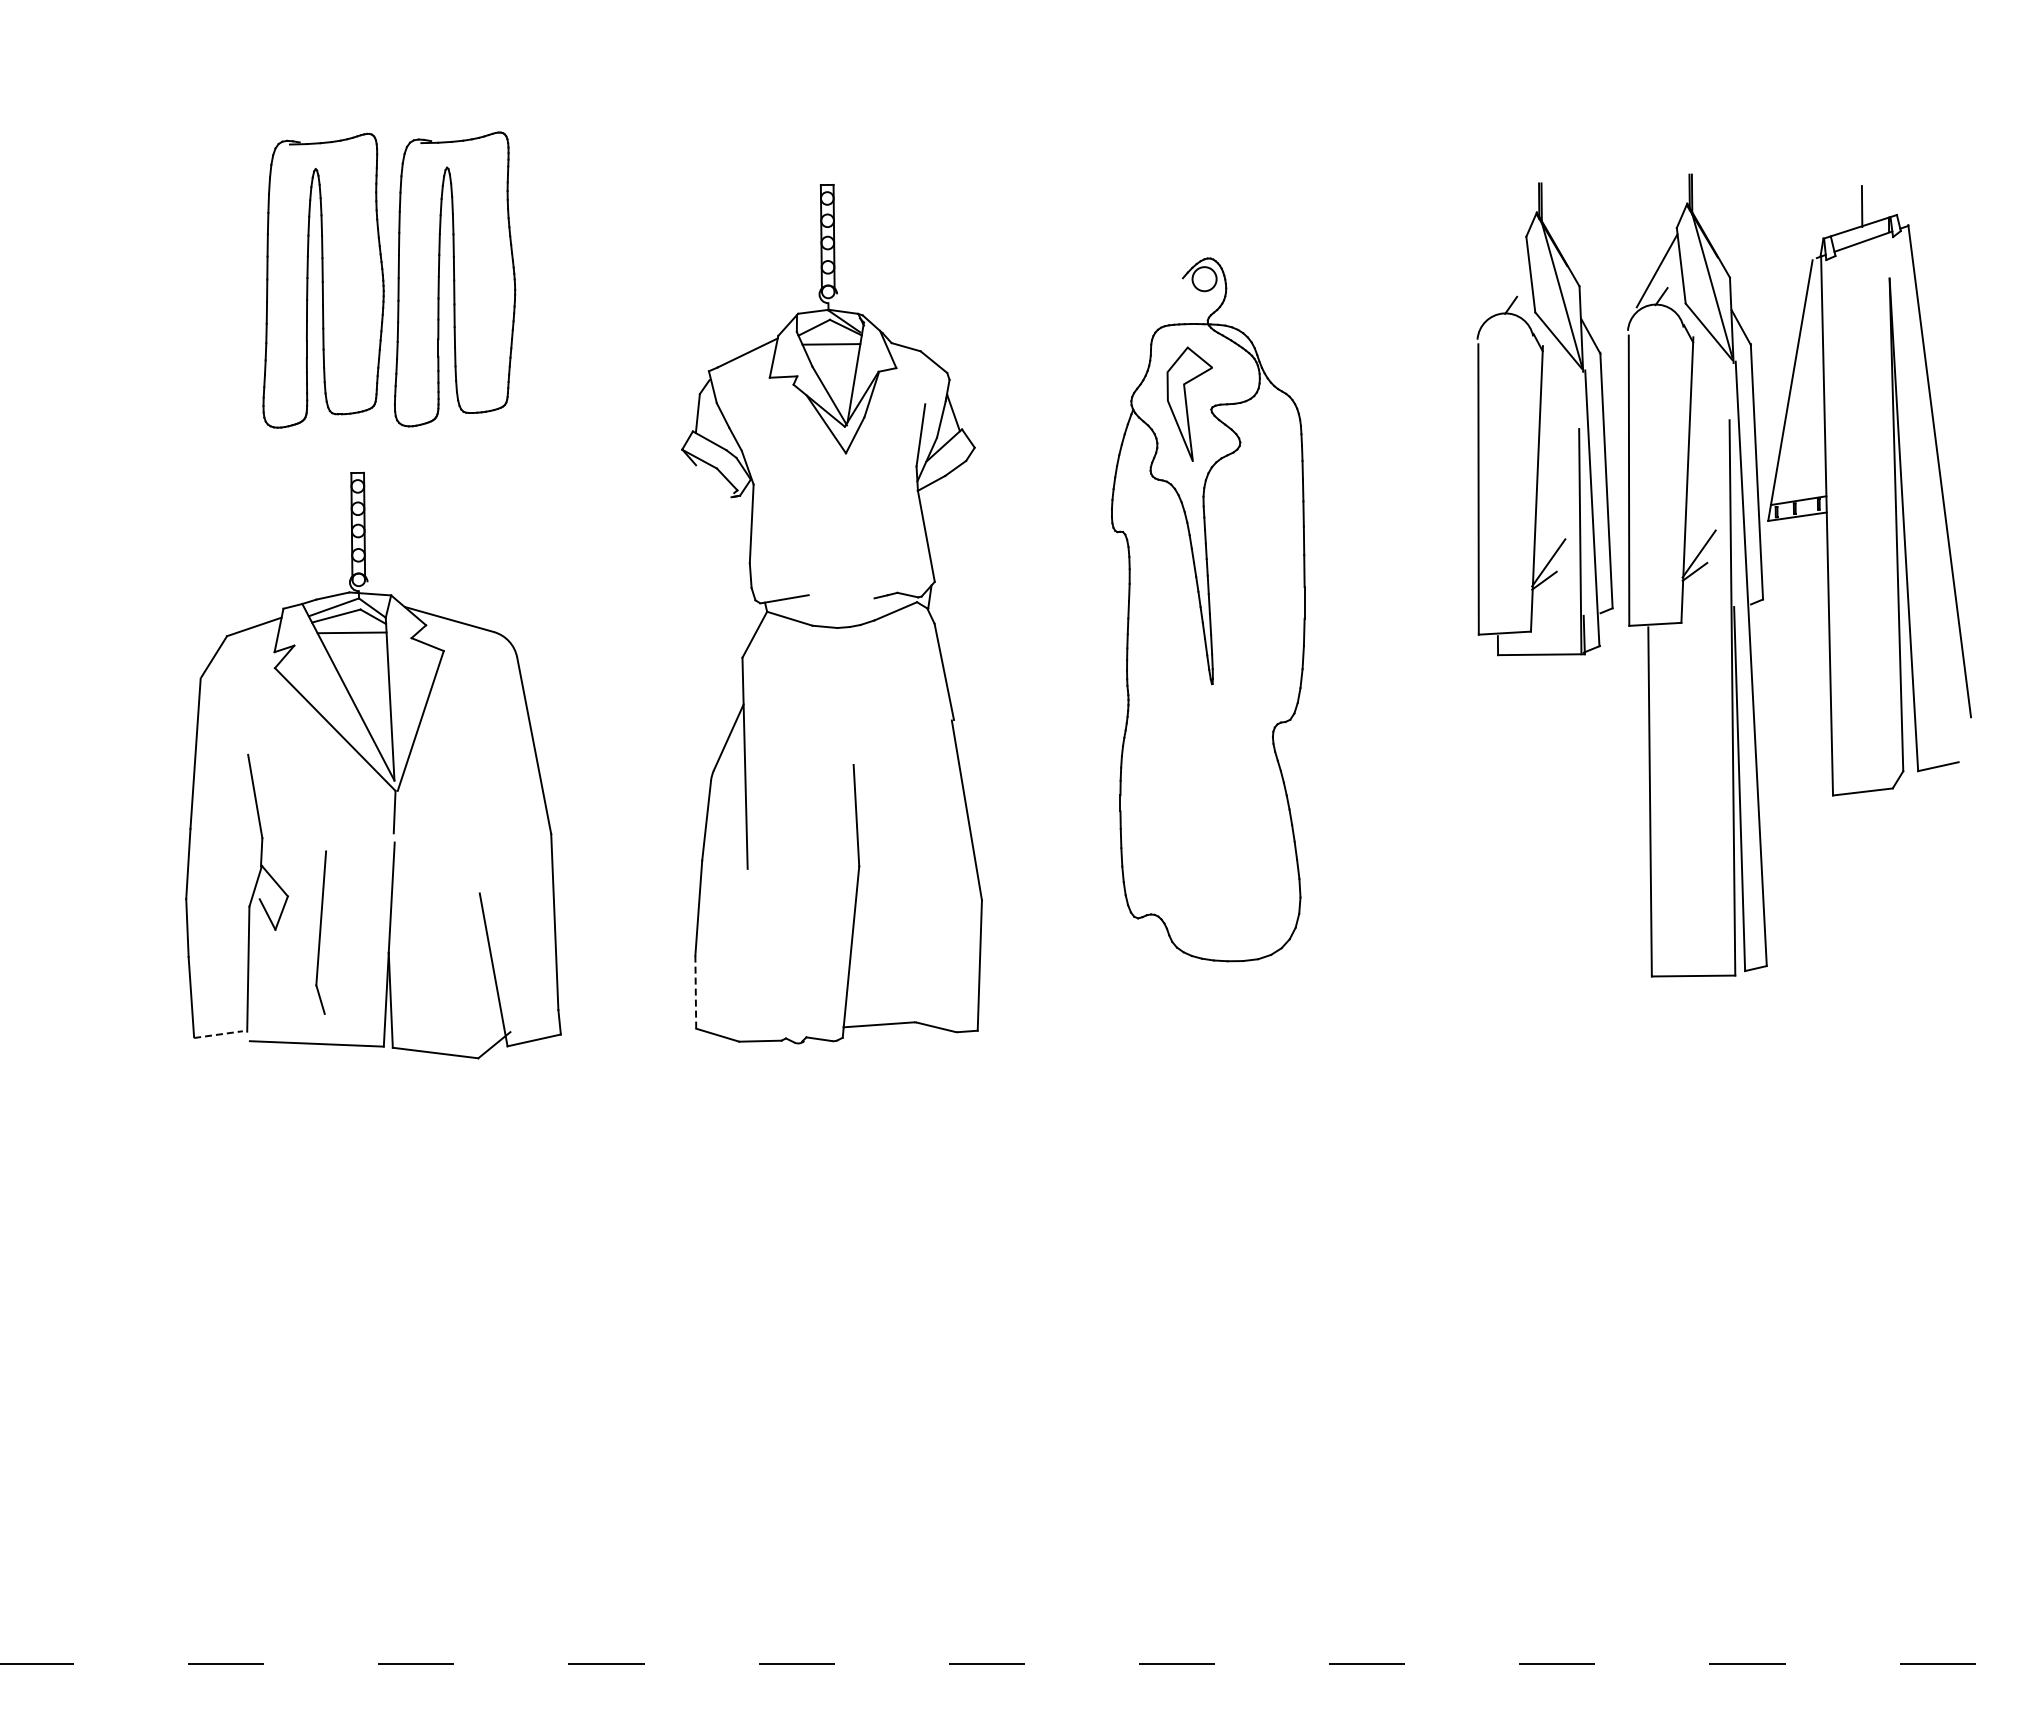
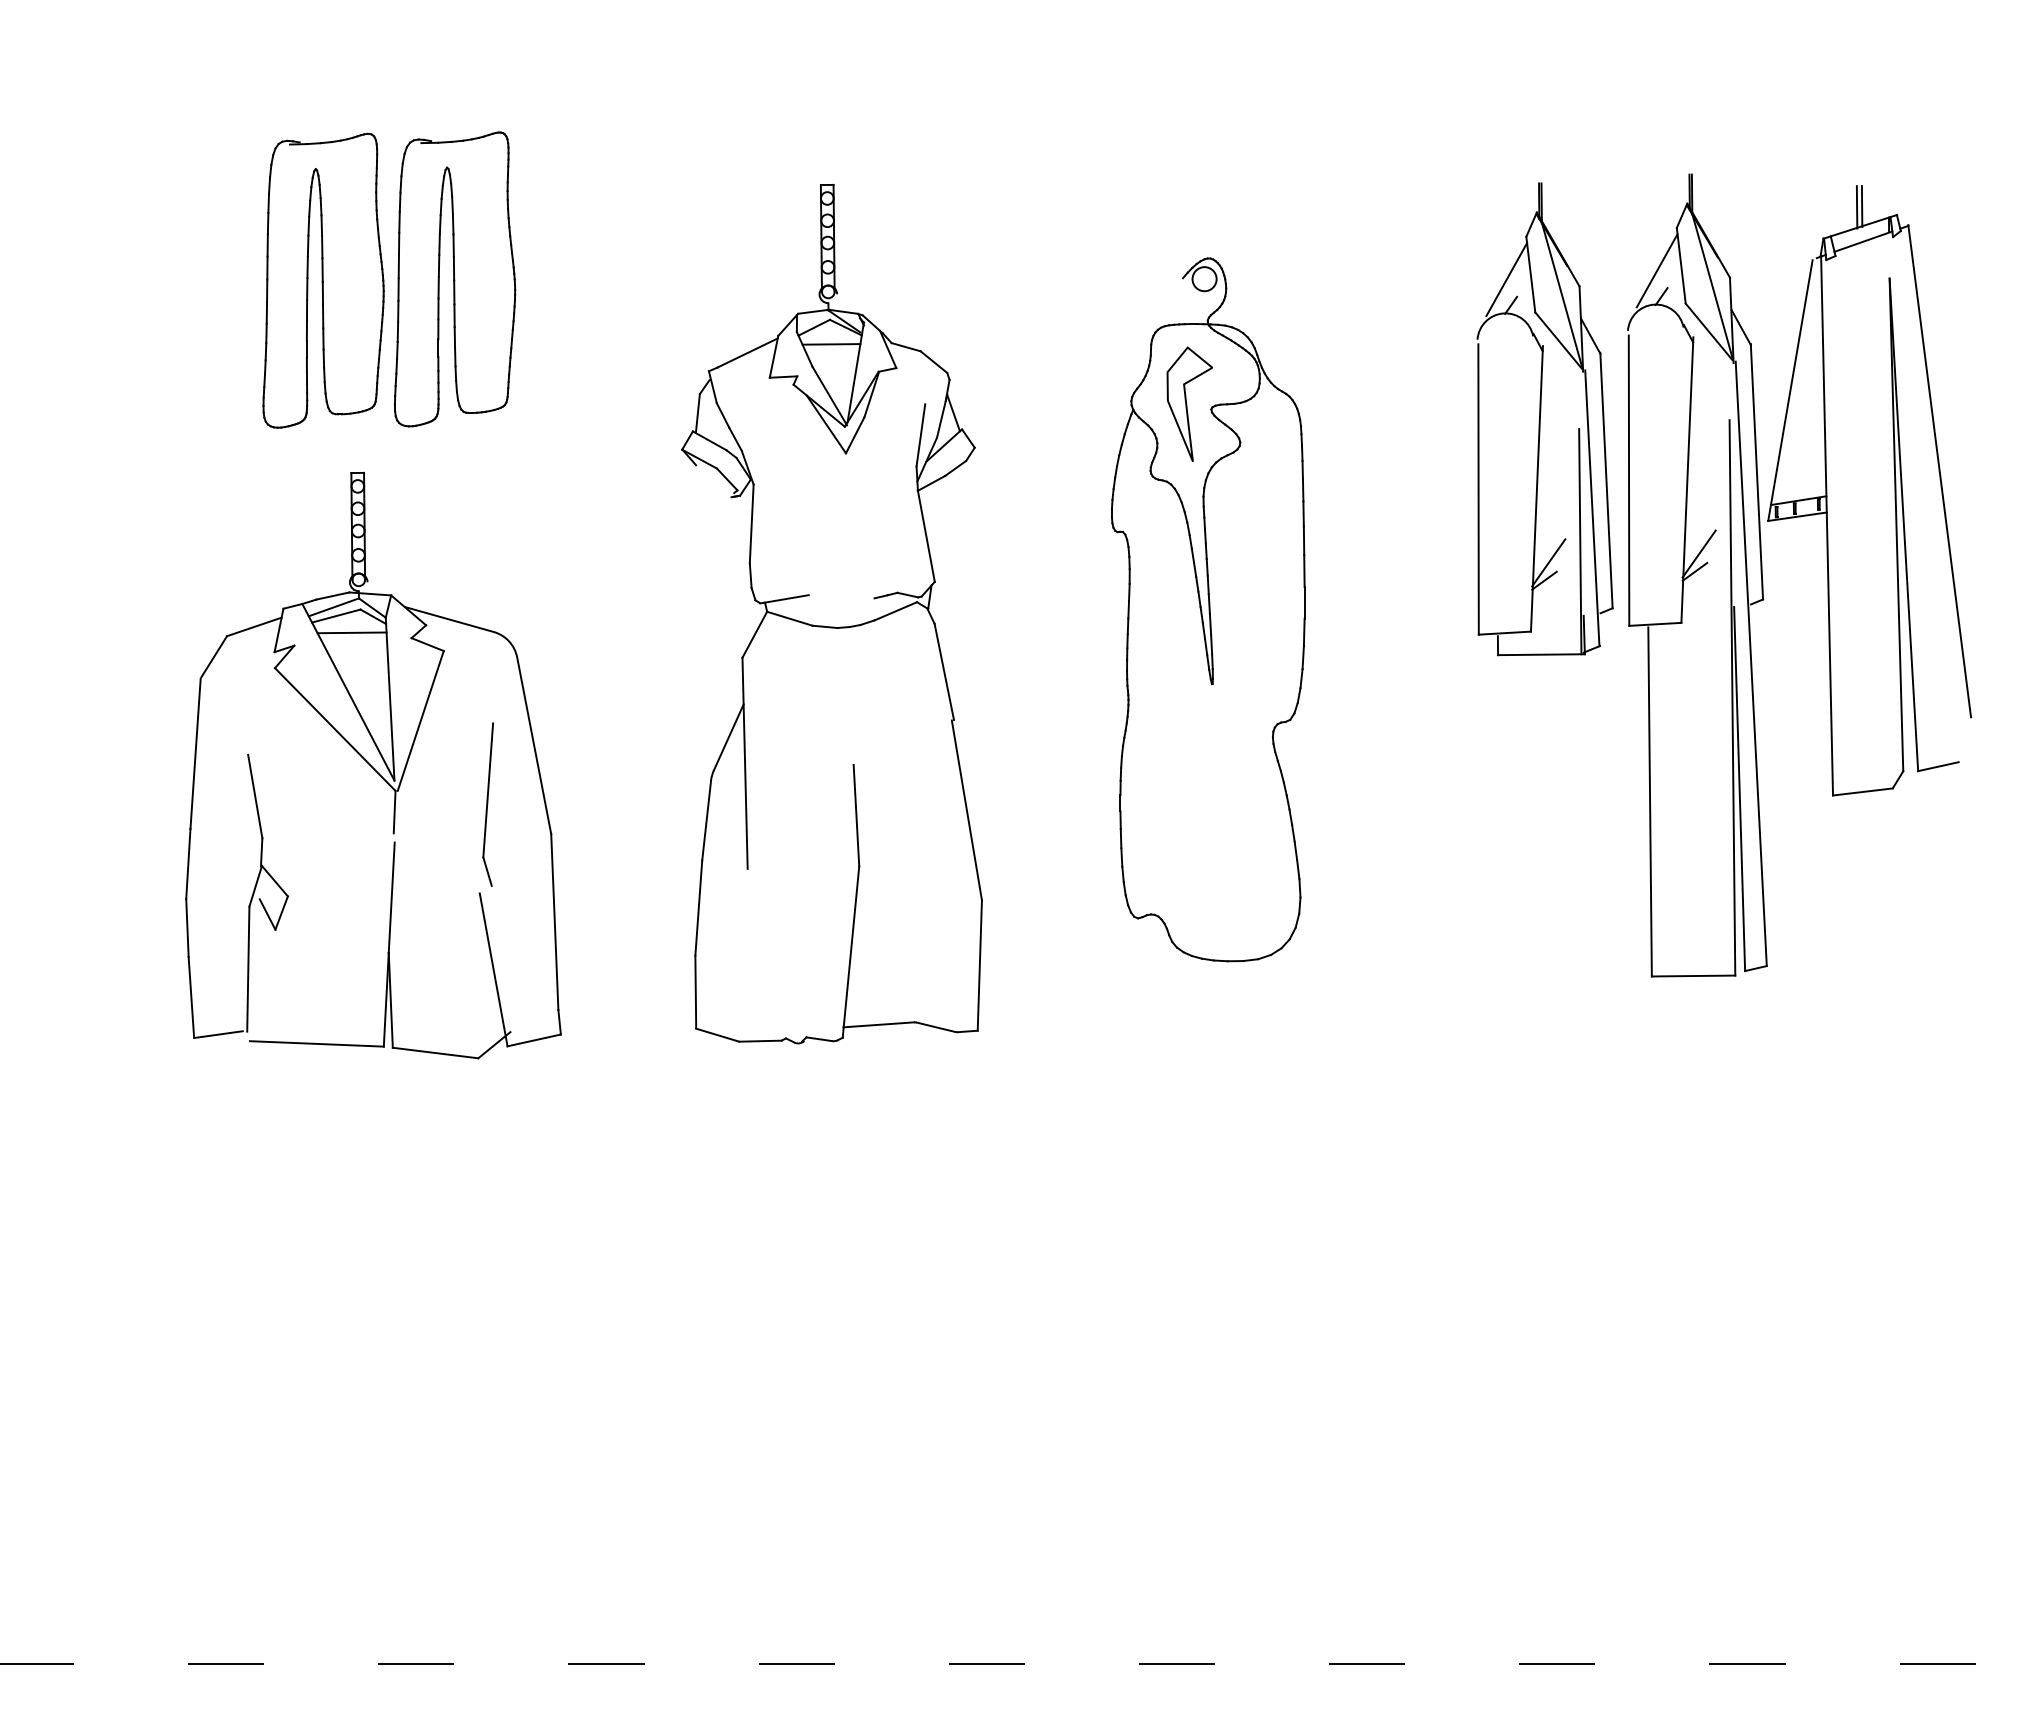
line: none -> present (1856, 207)
line: none -> present (1506, 279)
part position: (320, 932) -> (487, 804) (487, 804)
line: dashed -> solid (695, 992)
line: dashed -> solid (218, 1034)
